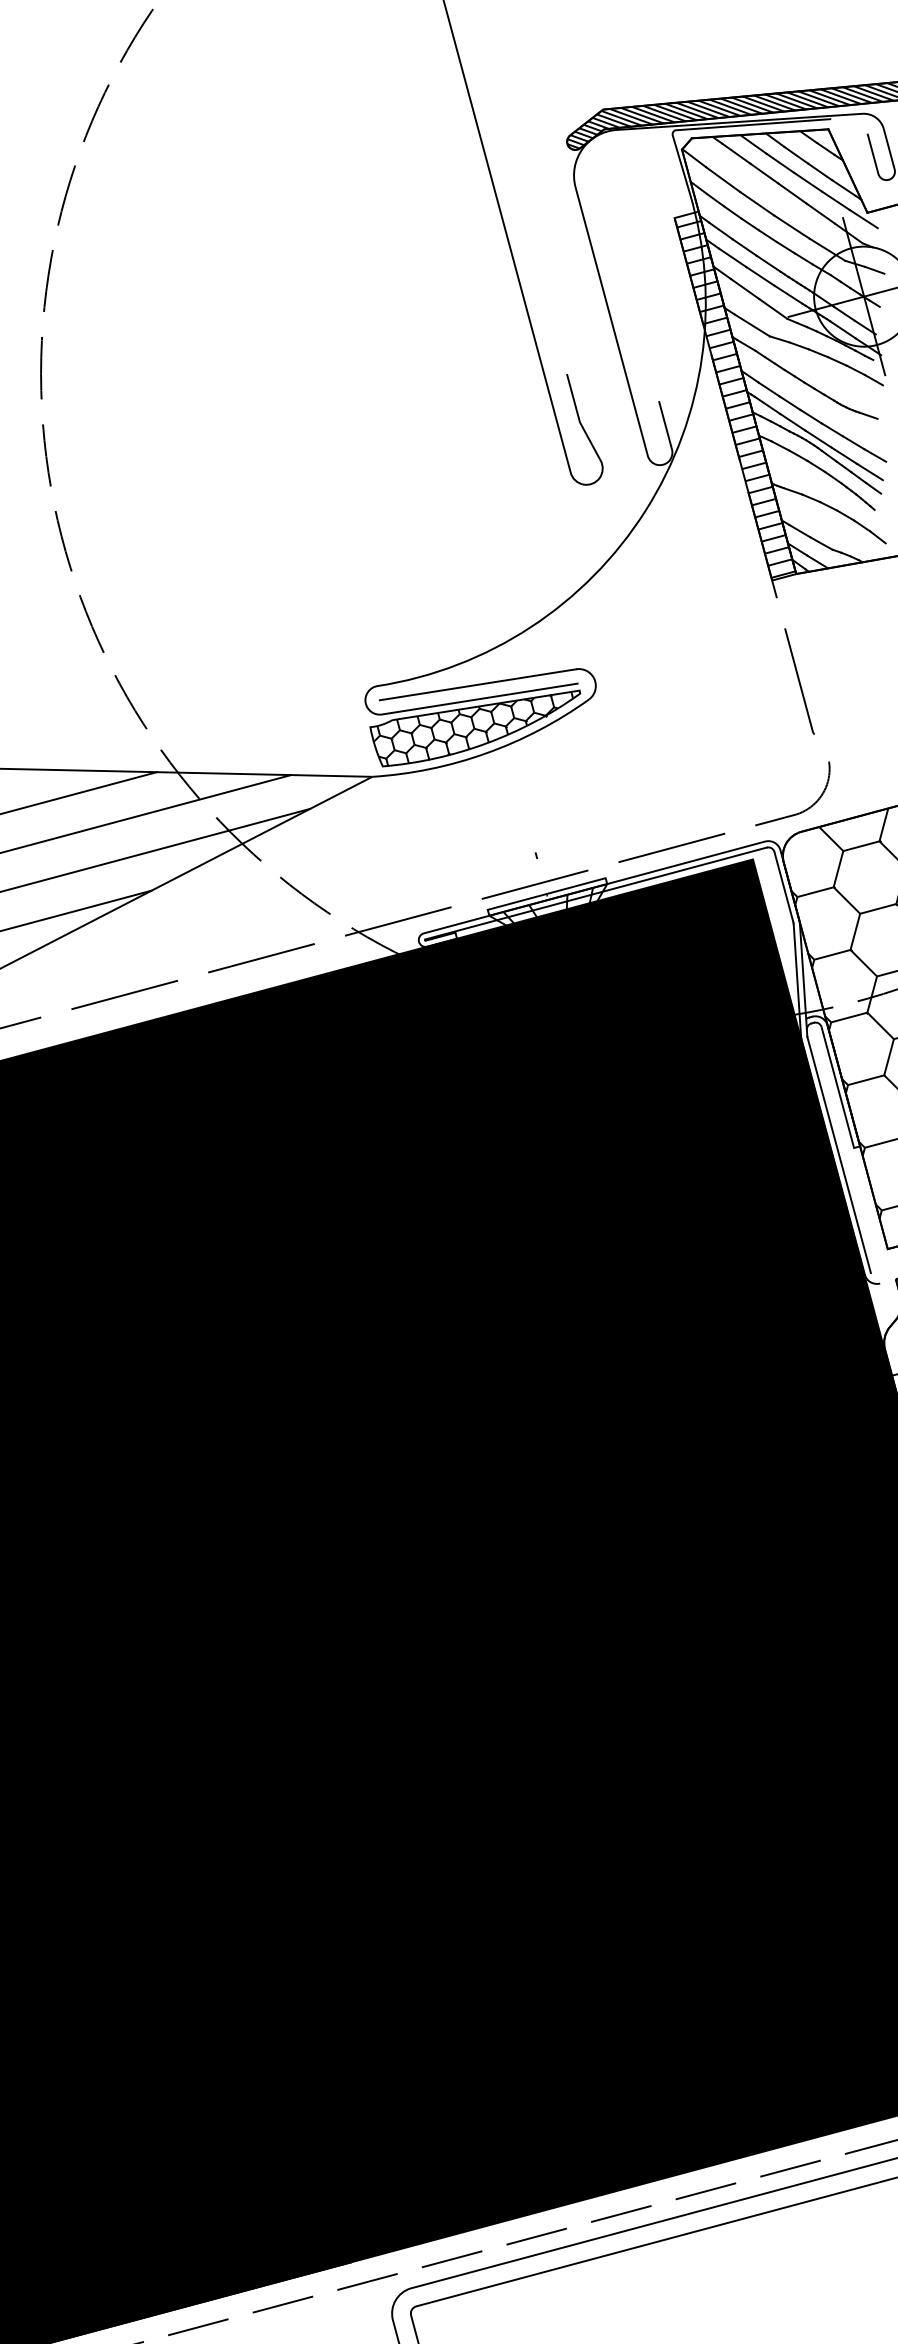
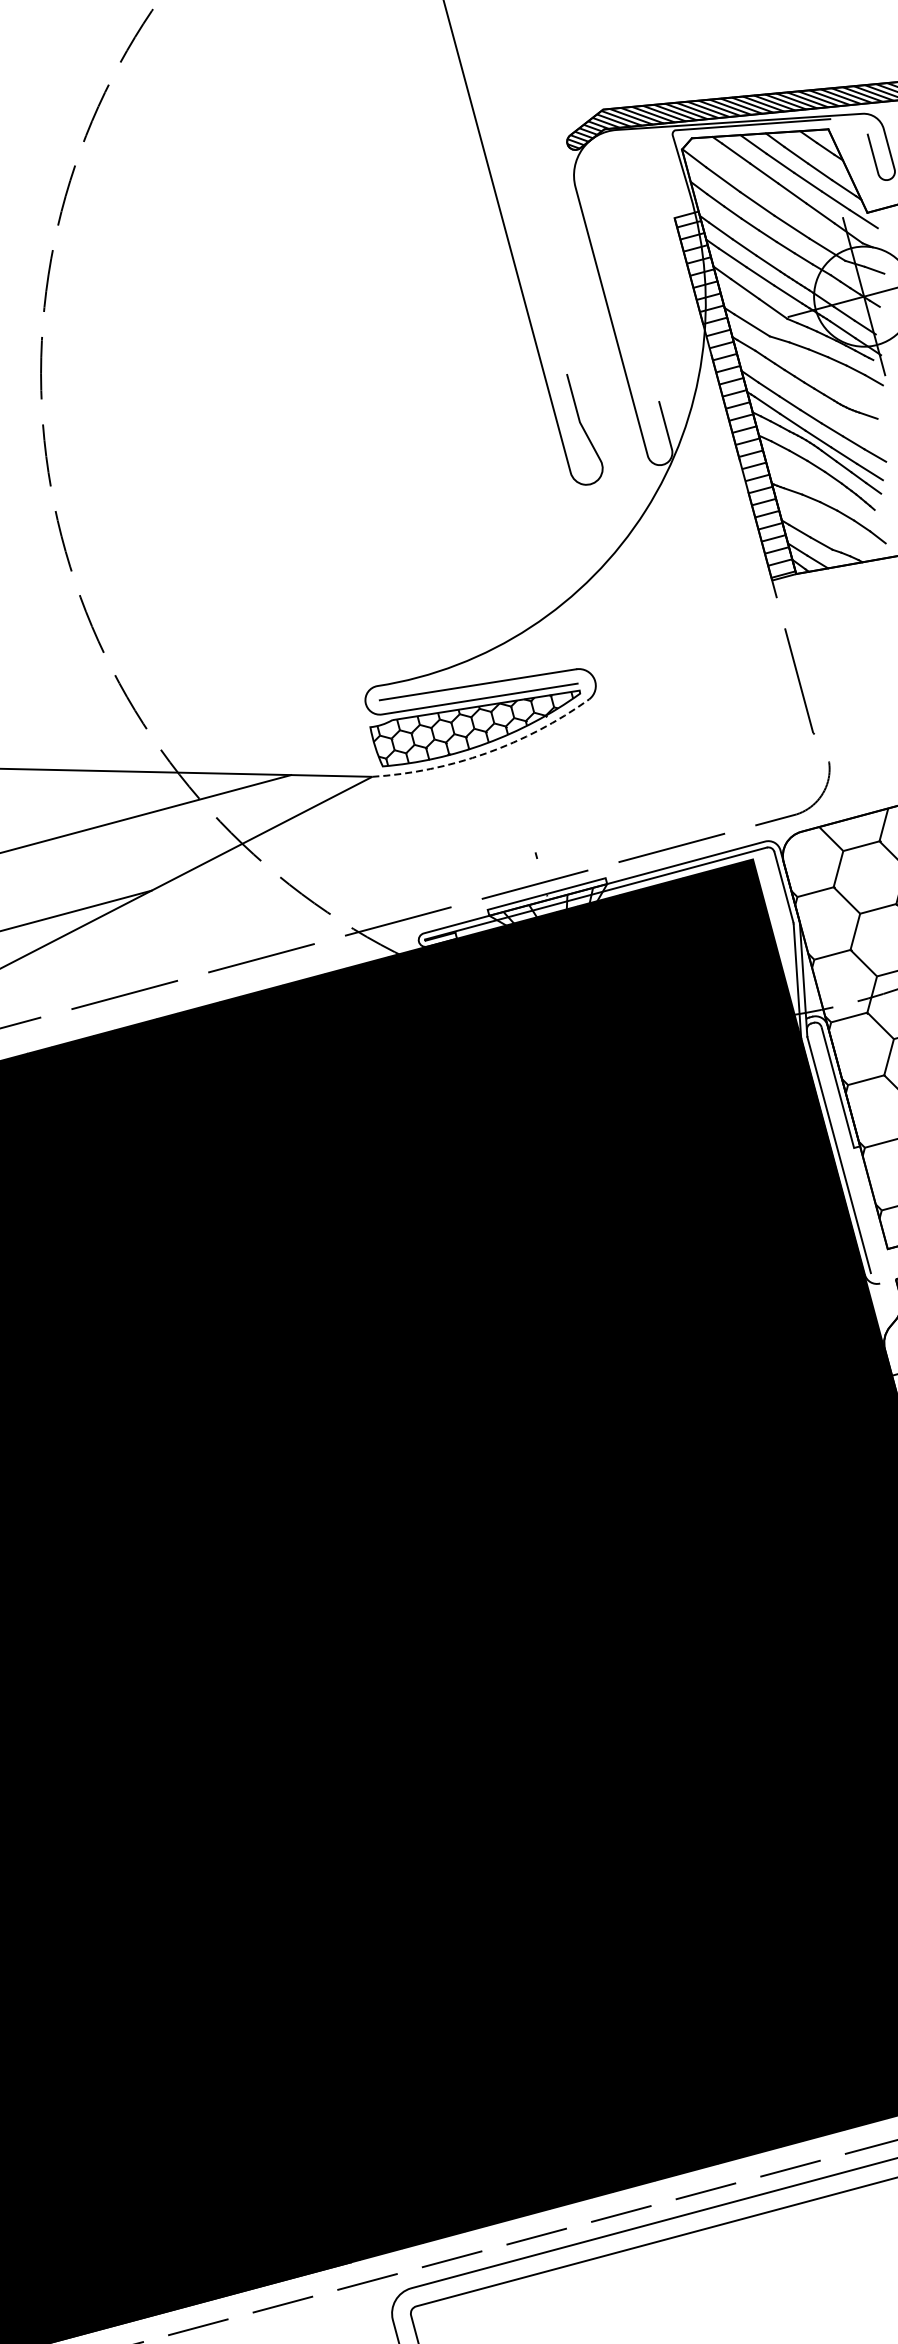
arc: solid -> dashed (486, 753)
line: present -> none (79, 792)
line: present -> none (156, 849)
